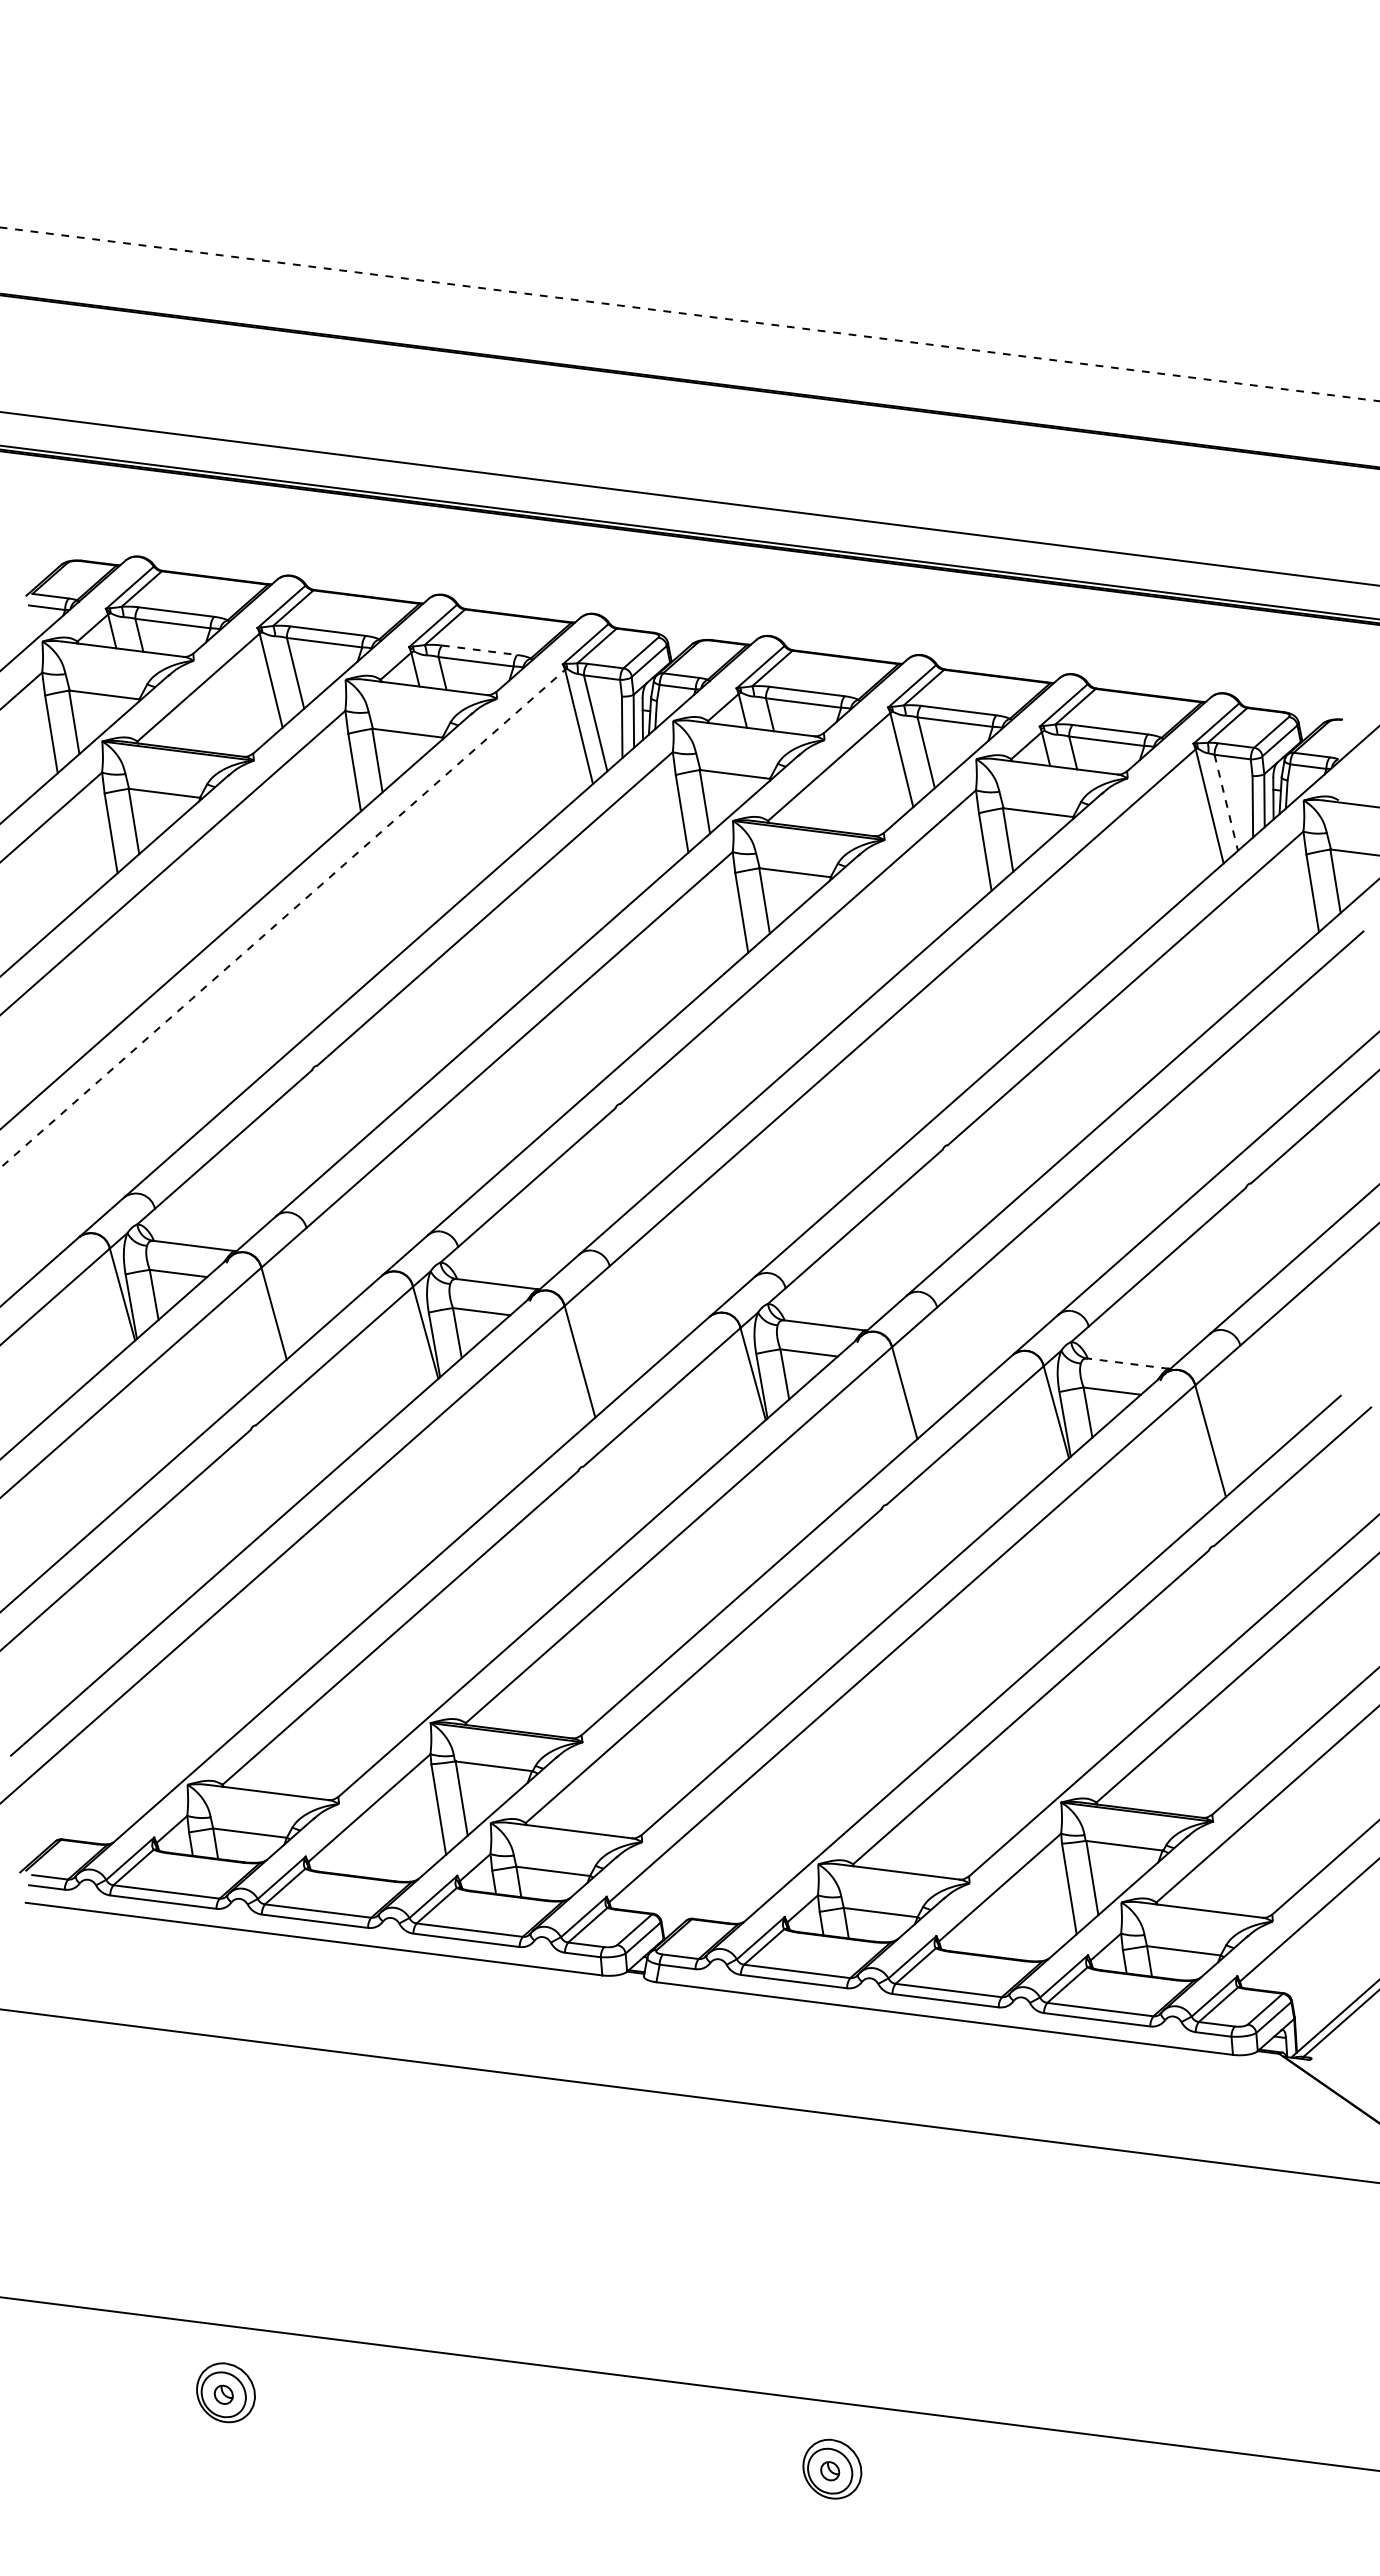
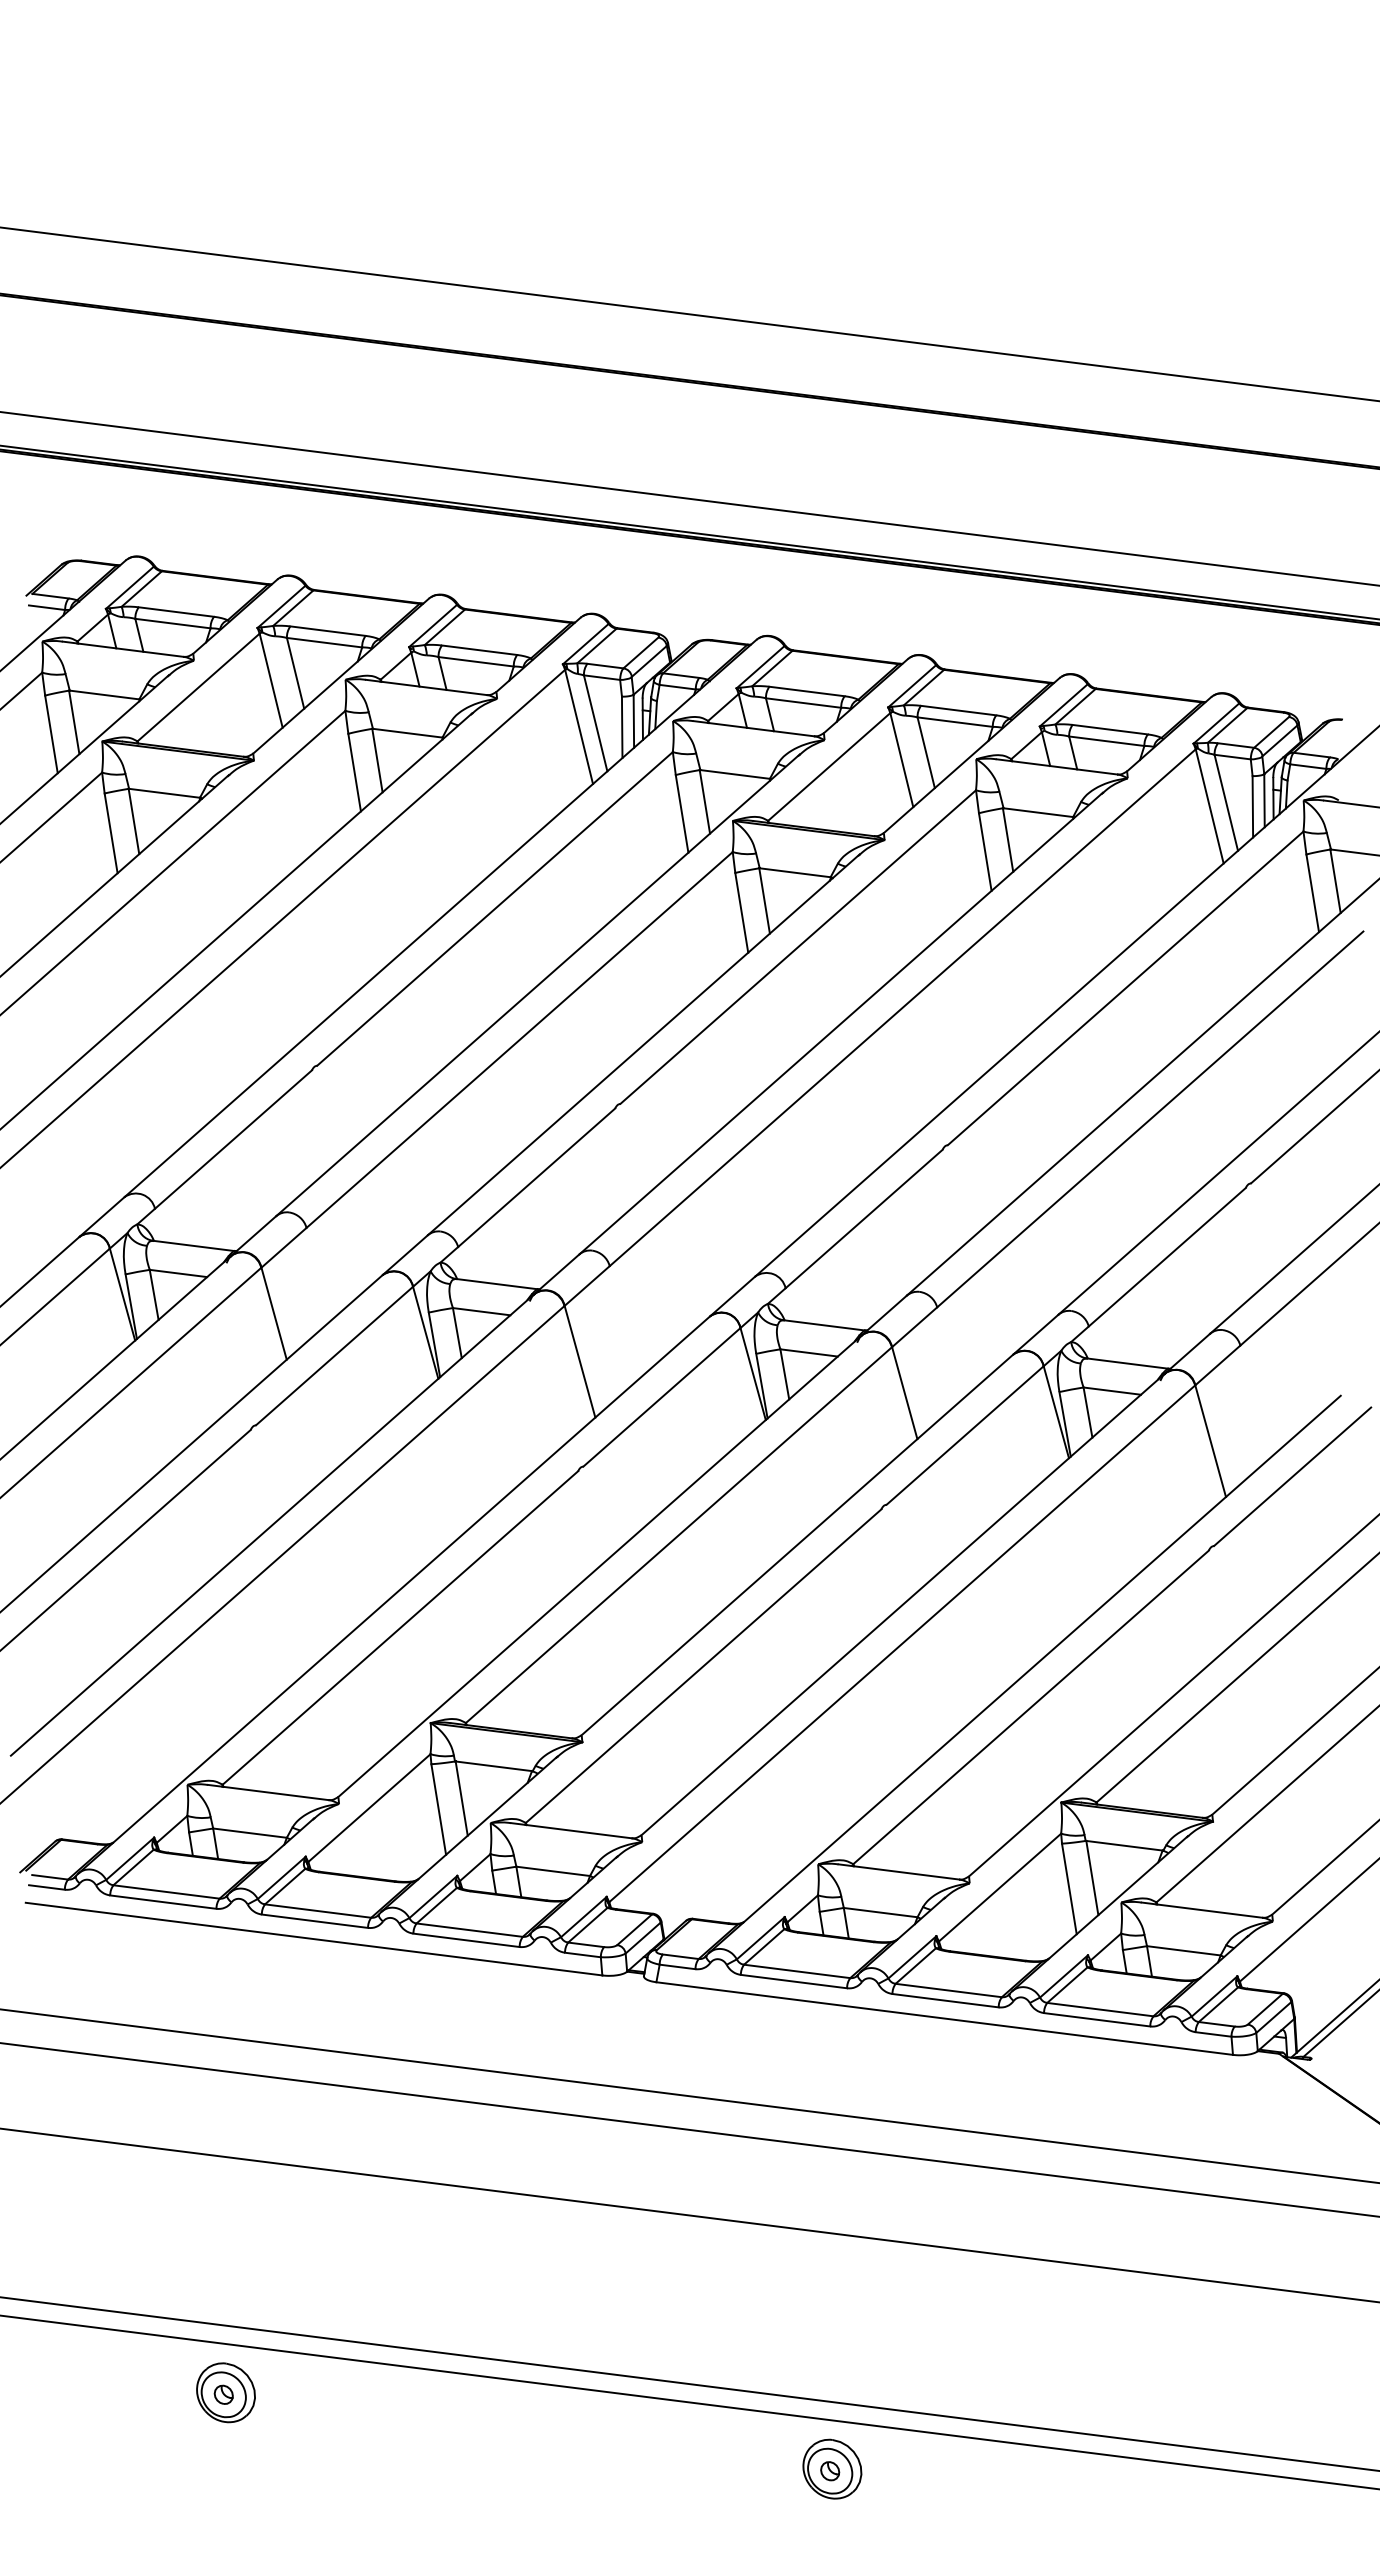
line: dashed -> solid (690, 314)
line: dashed -> solid (479, 650)
line: dashed -> solid (1226, 803)
line: dashed -> solid (282, 919)
line: dashed -> solid (1127, 1363)
line: none -> present (689, 2129)
line: none -> present (689, 2215)
line: none -> present (689, 2402)
